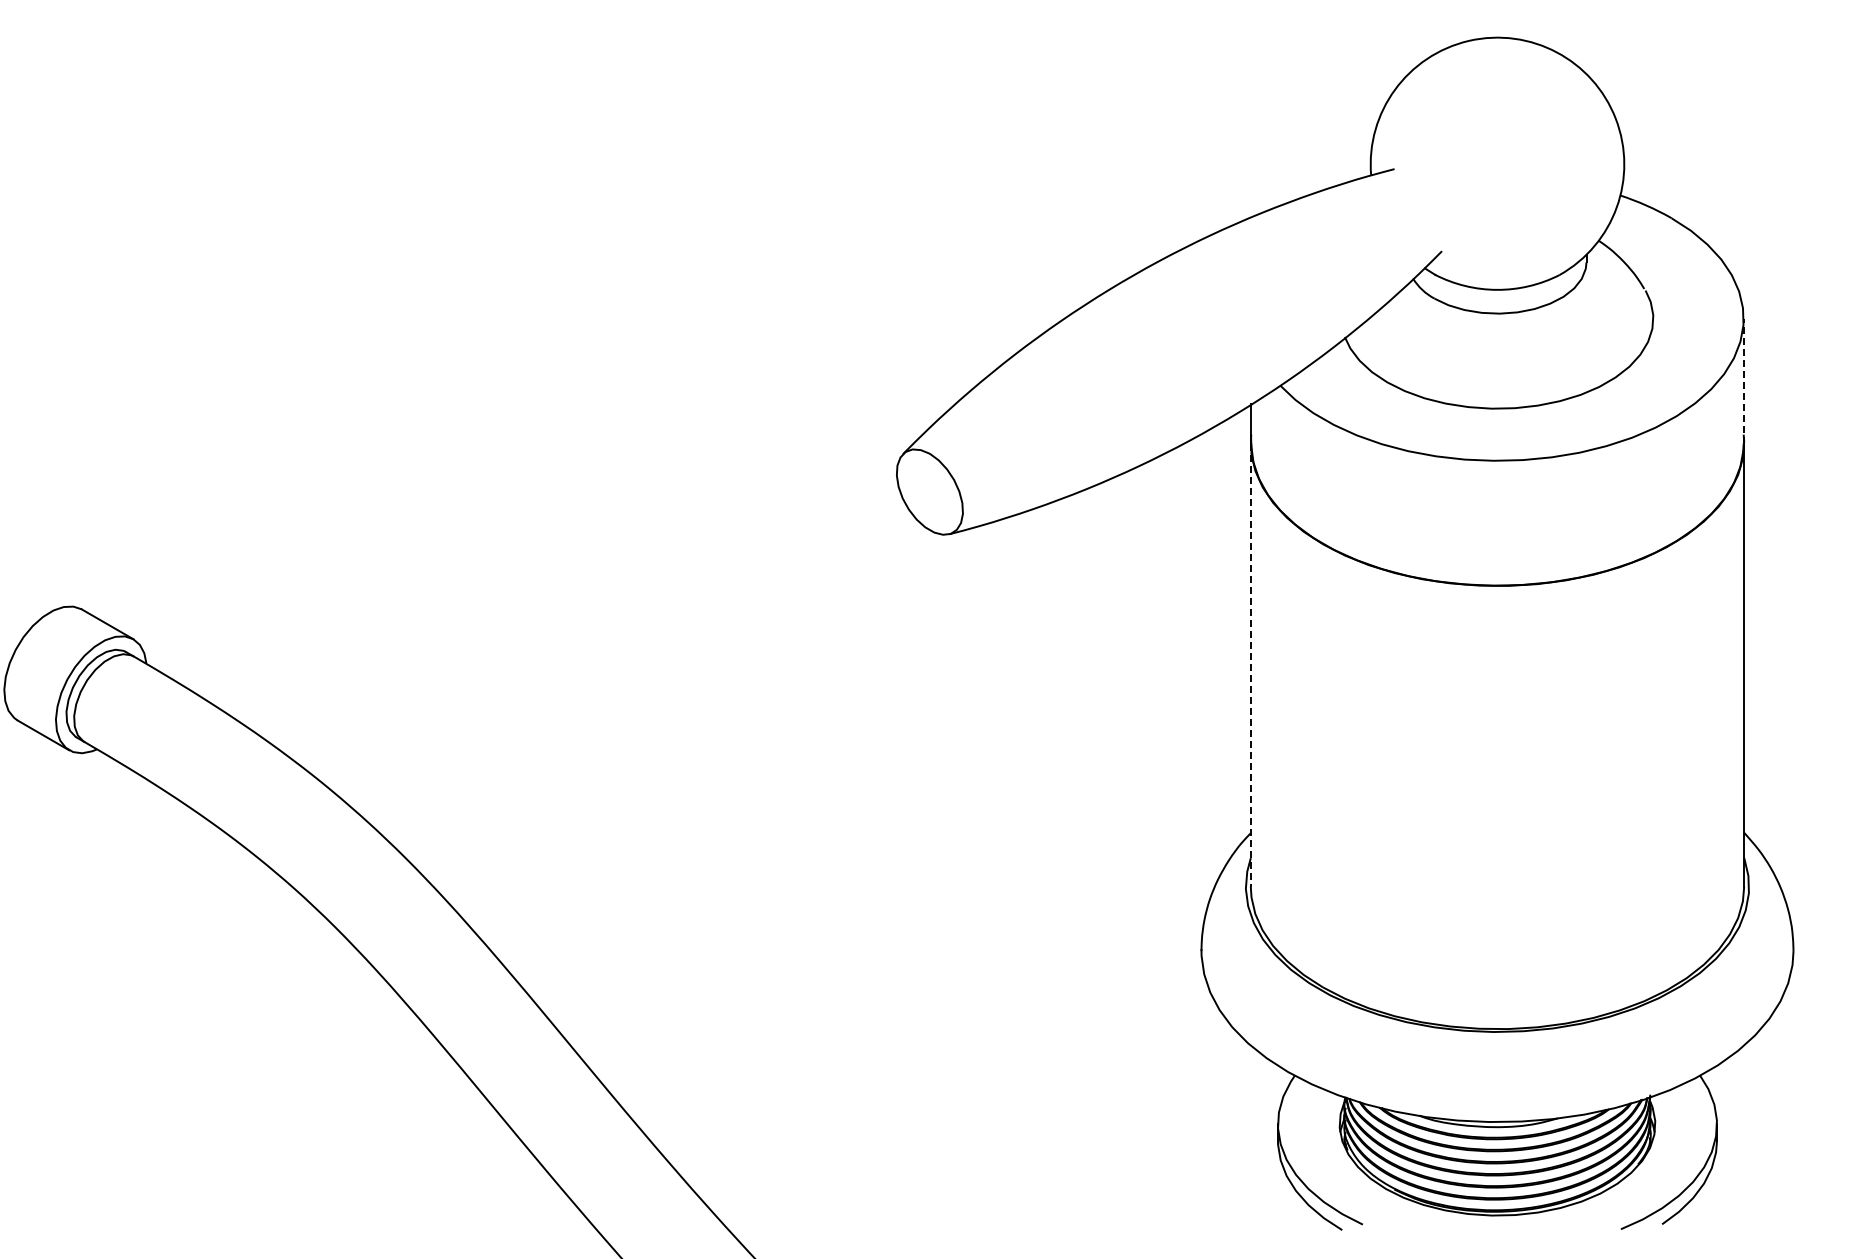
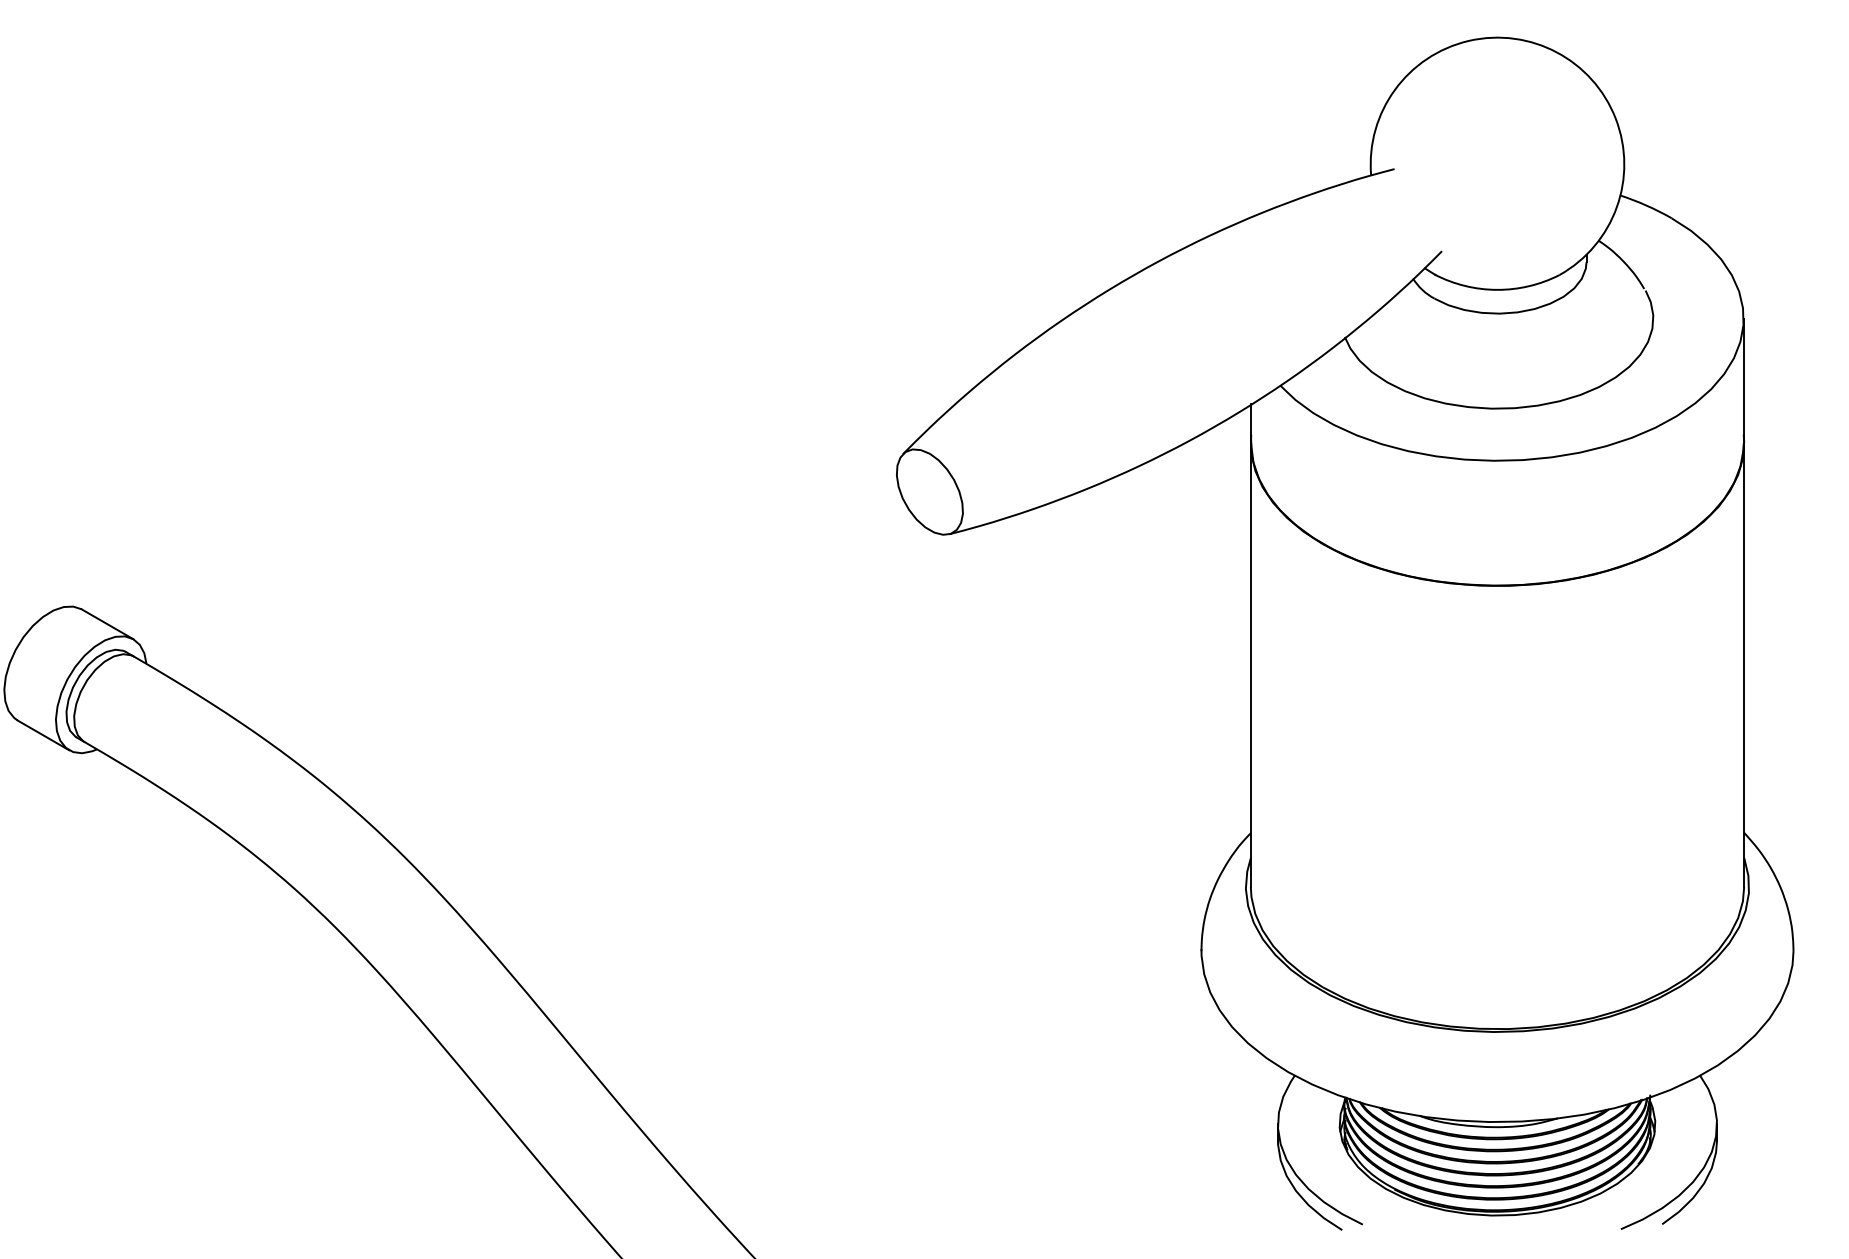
line: dashed -> solid (1743, 380)
line: dashed -> solid (1250, 665)
